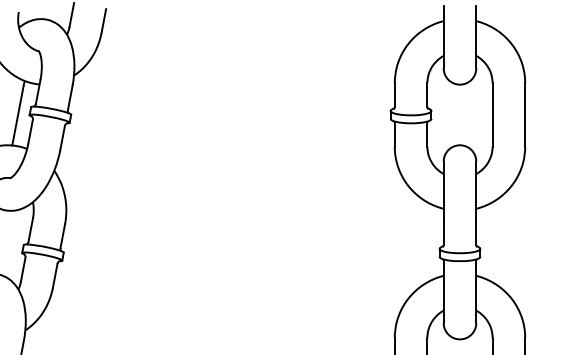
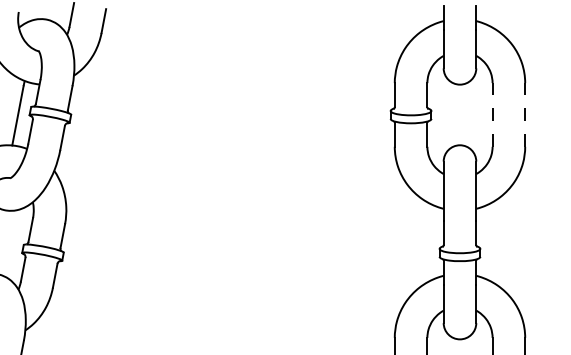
line: solid -> dashed (492, 114)
line: solid -> dashed (525, 114)
